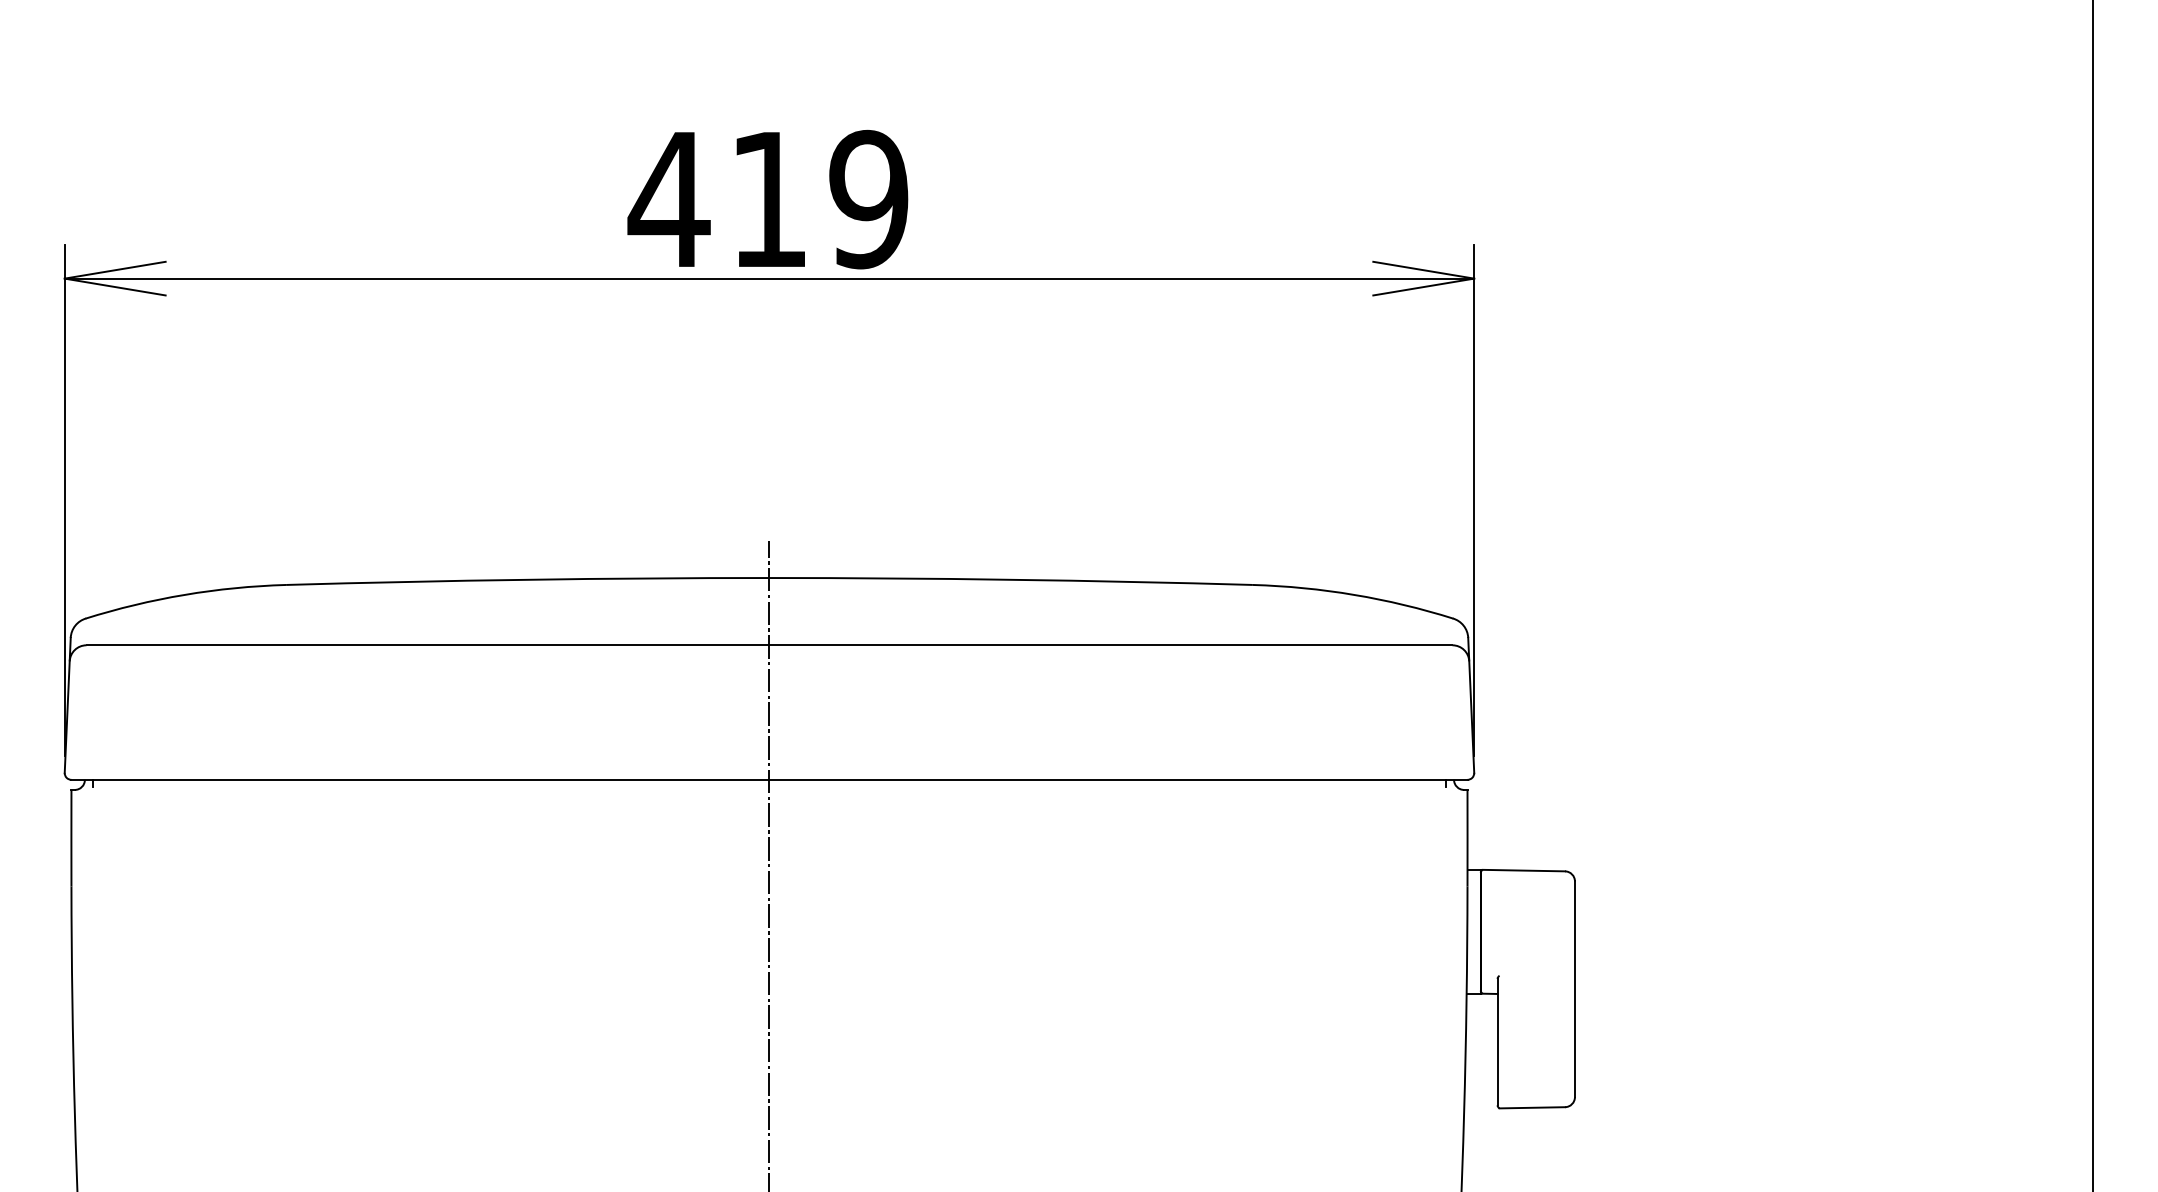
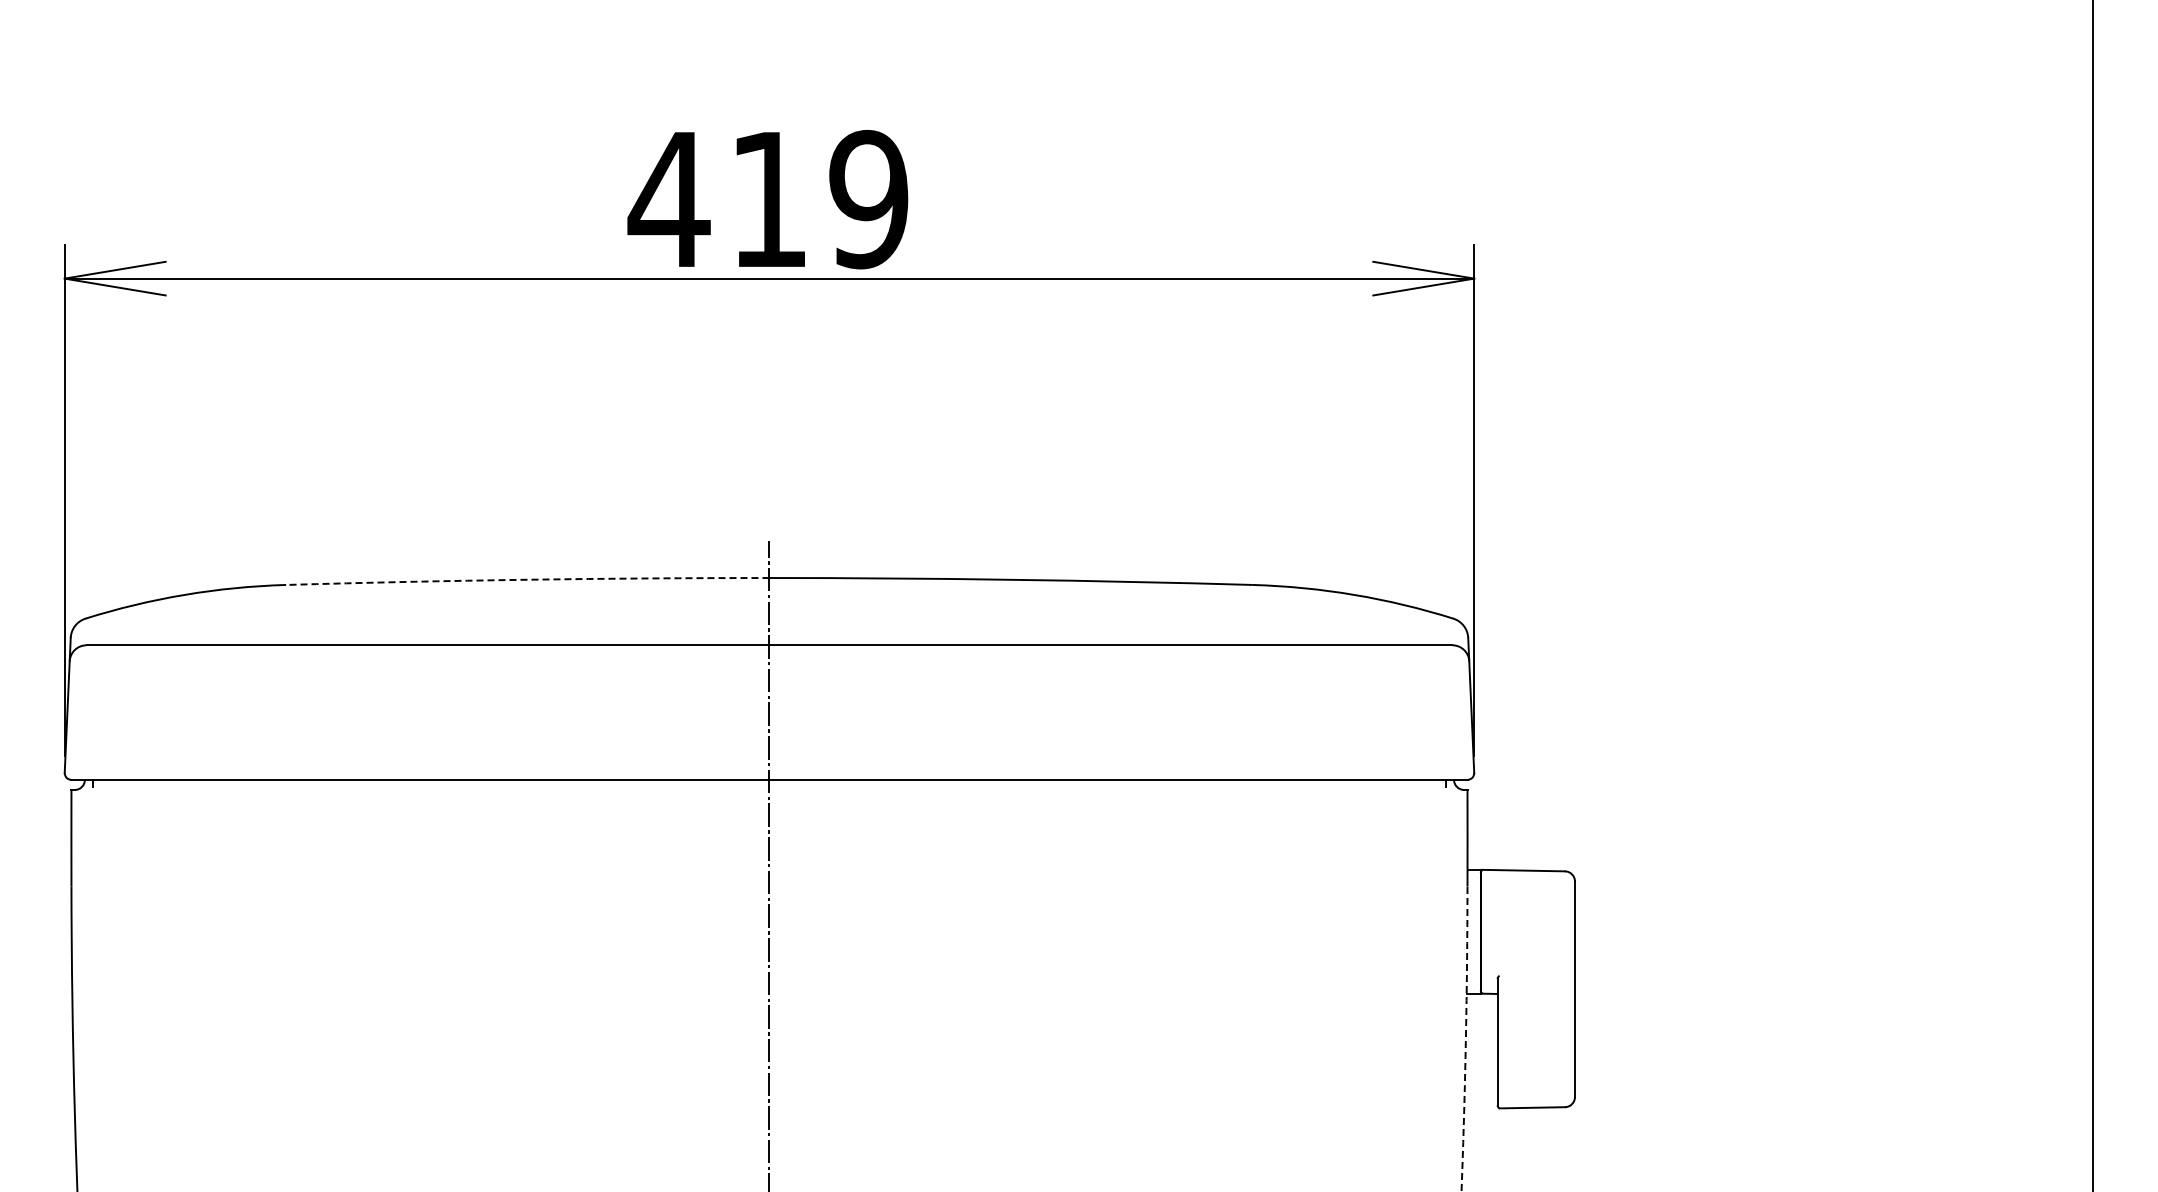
arc: solid -> dashed (527, 579)
arc: solid -> dashed (1465, 1039)
